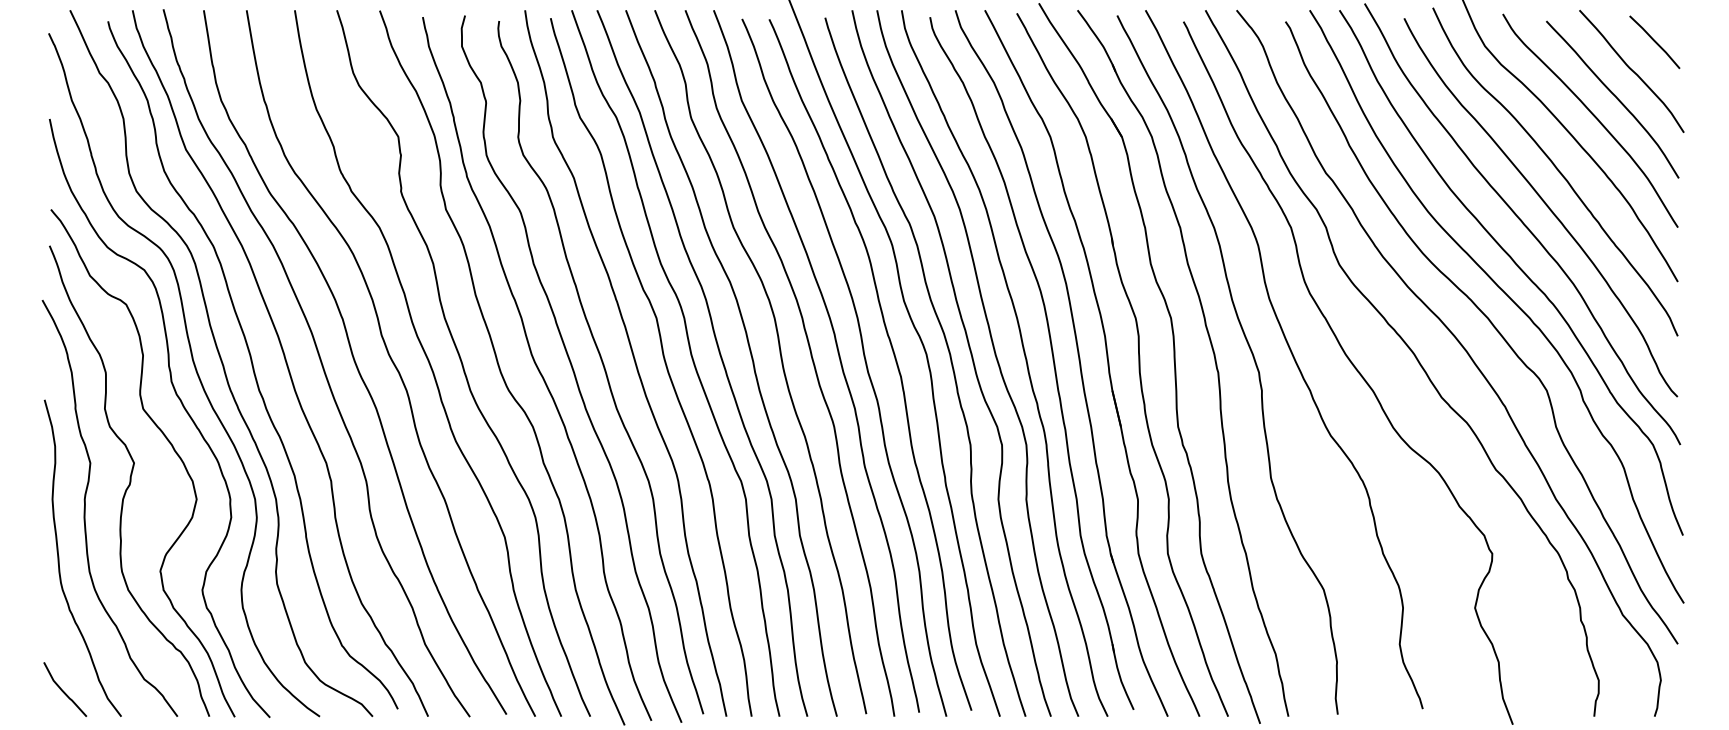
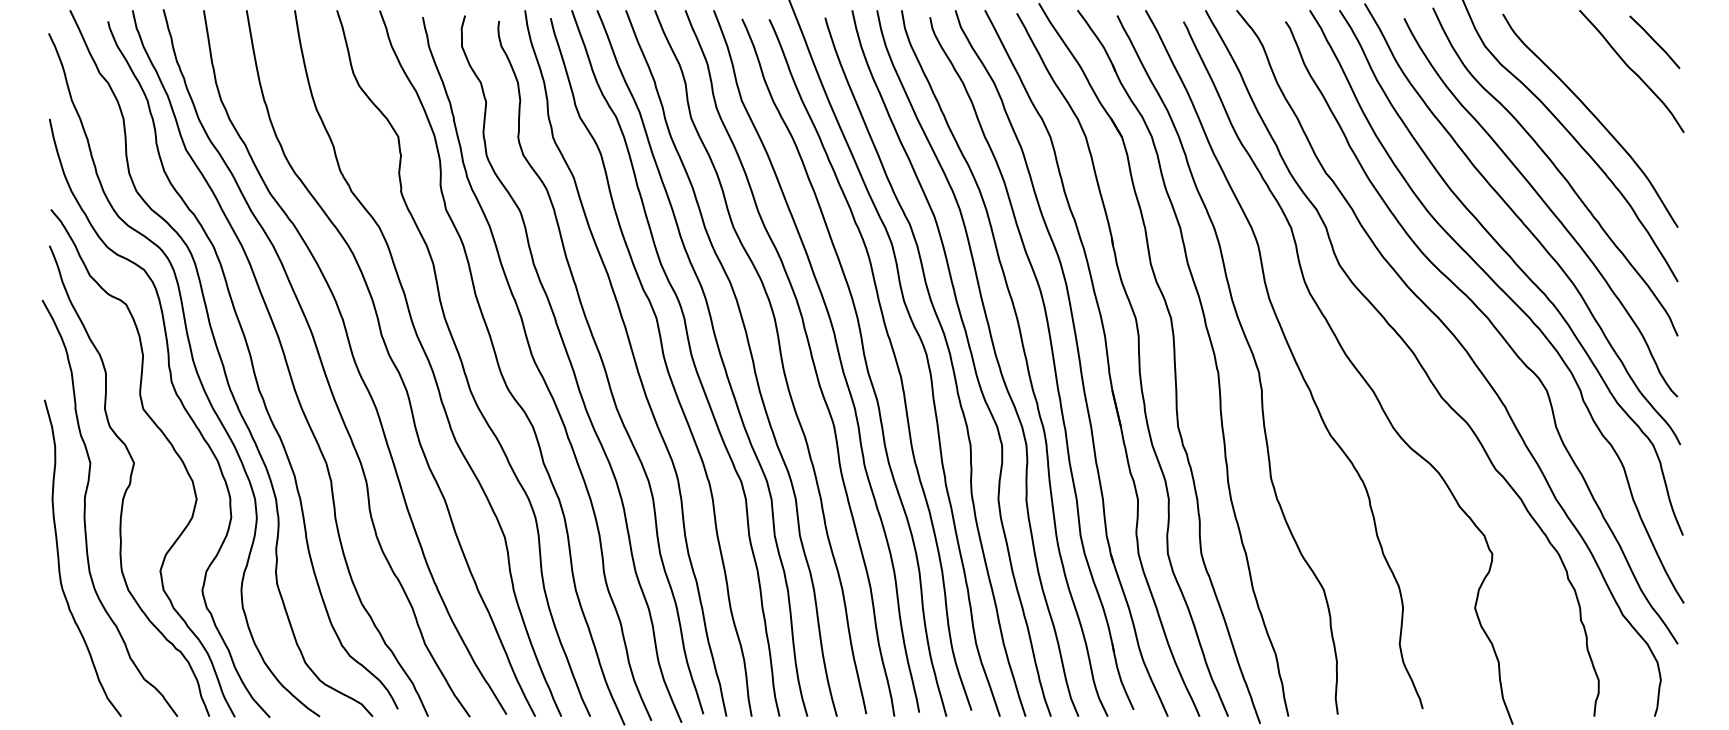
curve: present -> none (1614, 96)
curve: present -> none (63, 690)
